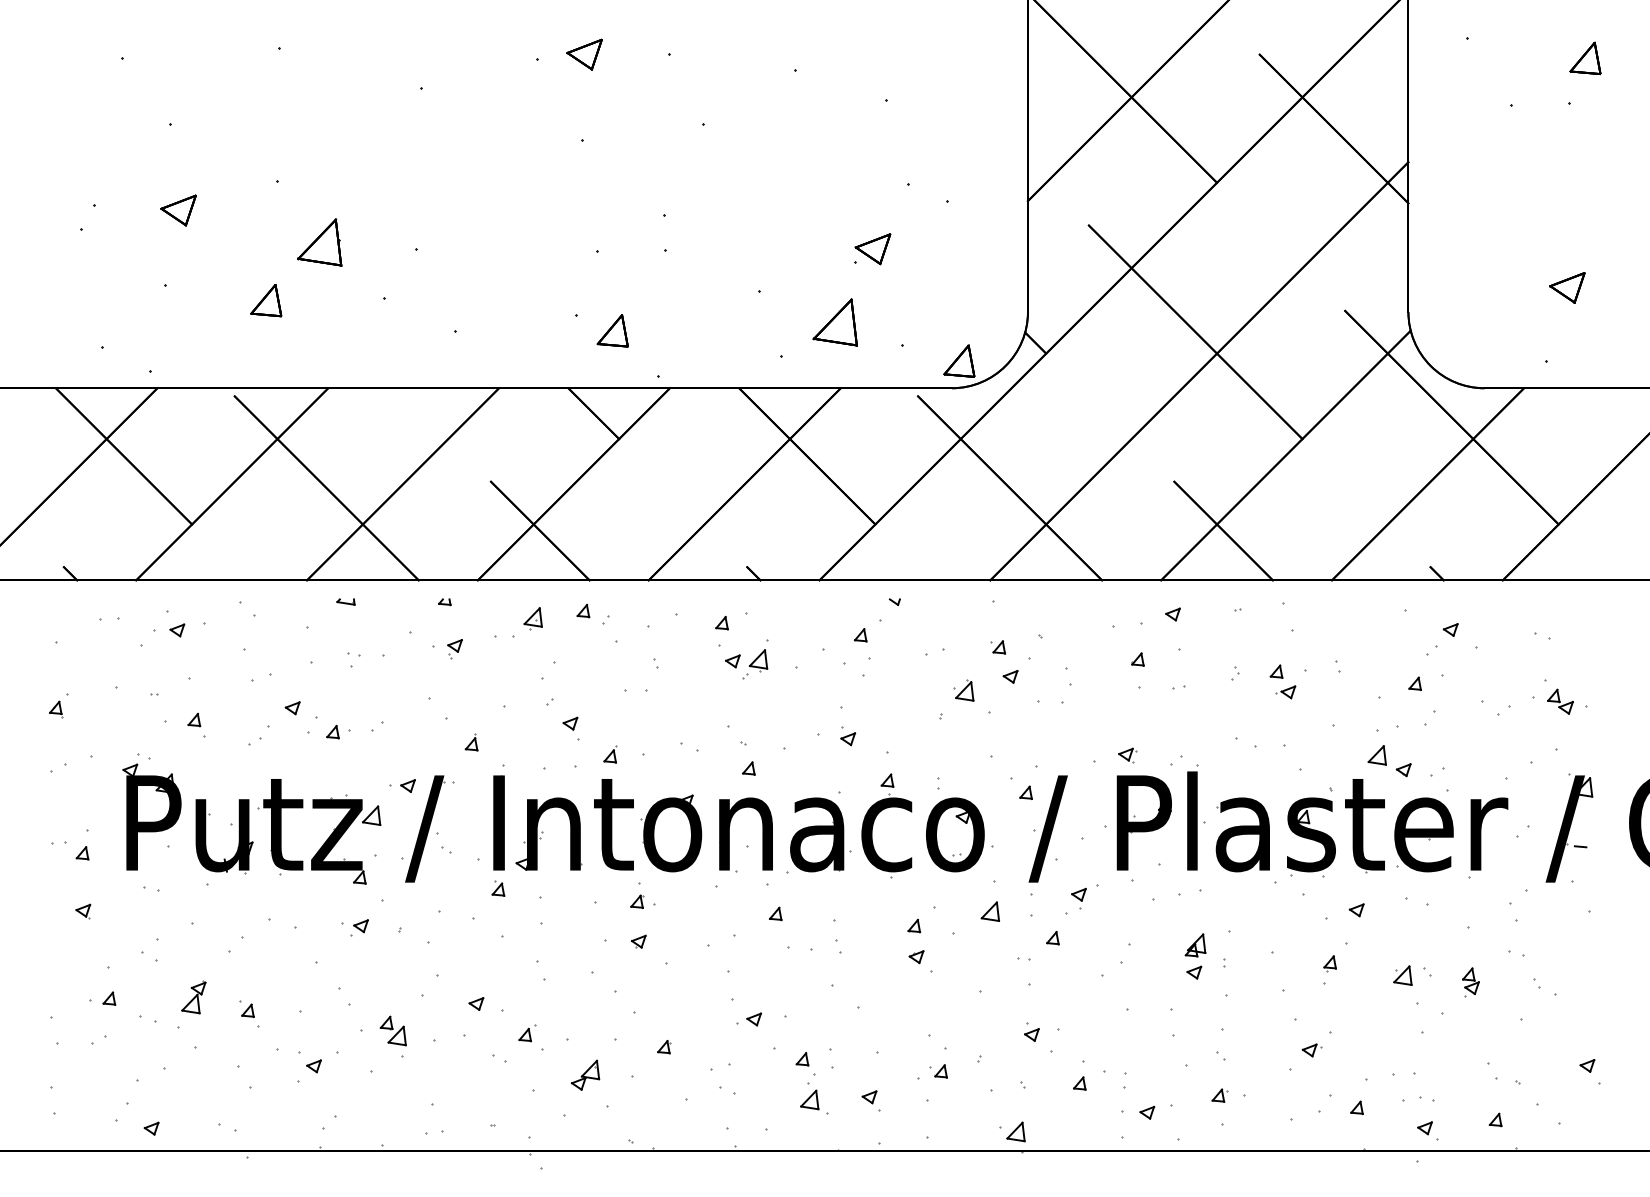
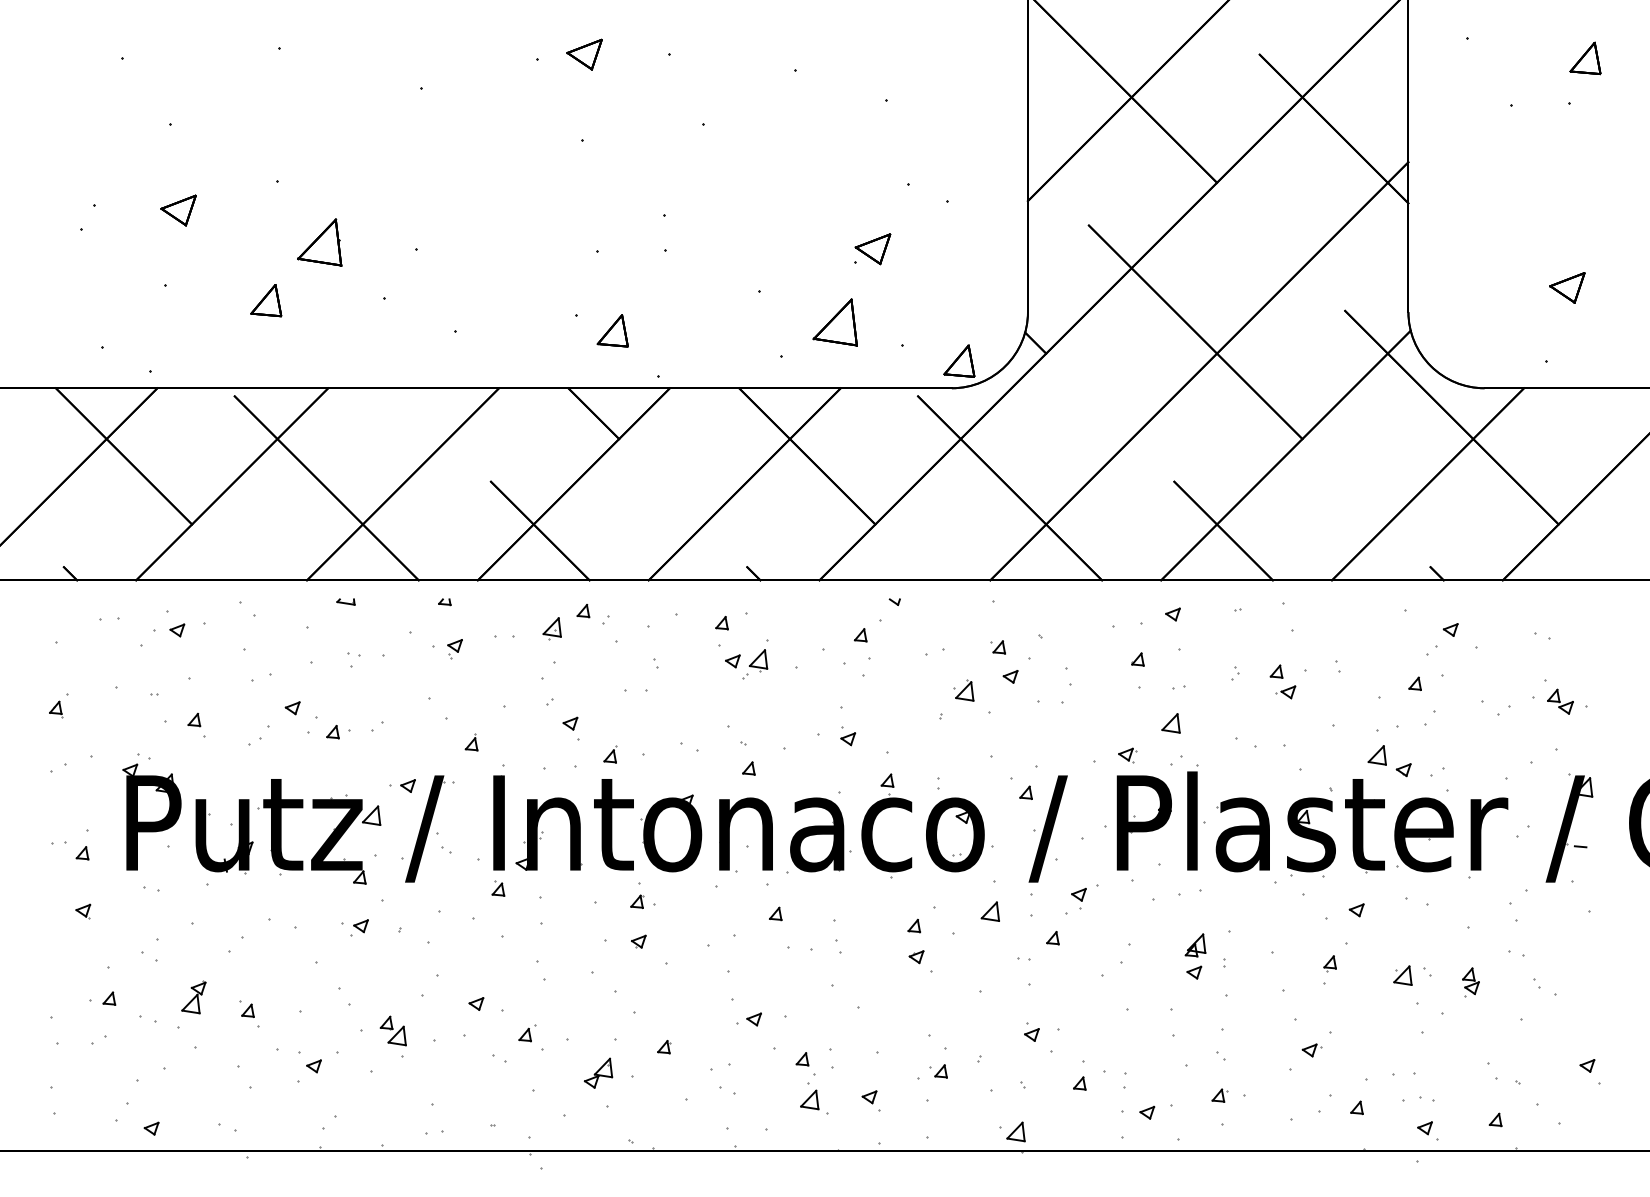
part position: (532, 618) -> (551, 628) (551, 628)
part: none -> present (1170, 723)
part position: (585, 1074) -> (598, 1072) (598, 1072)
